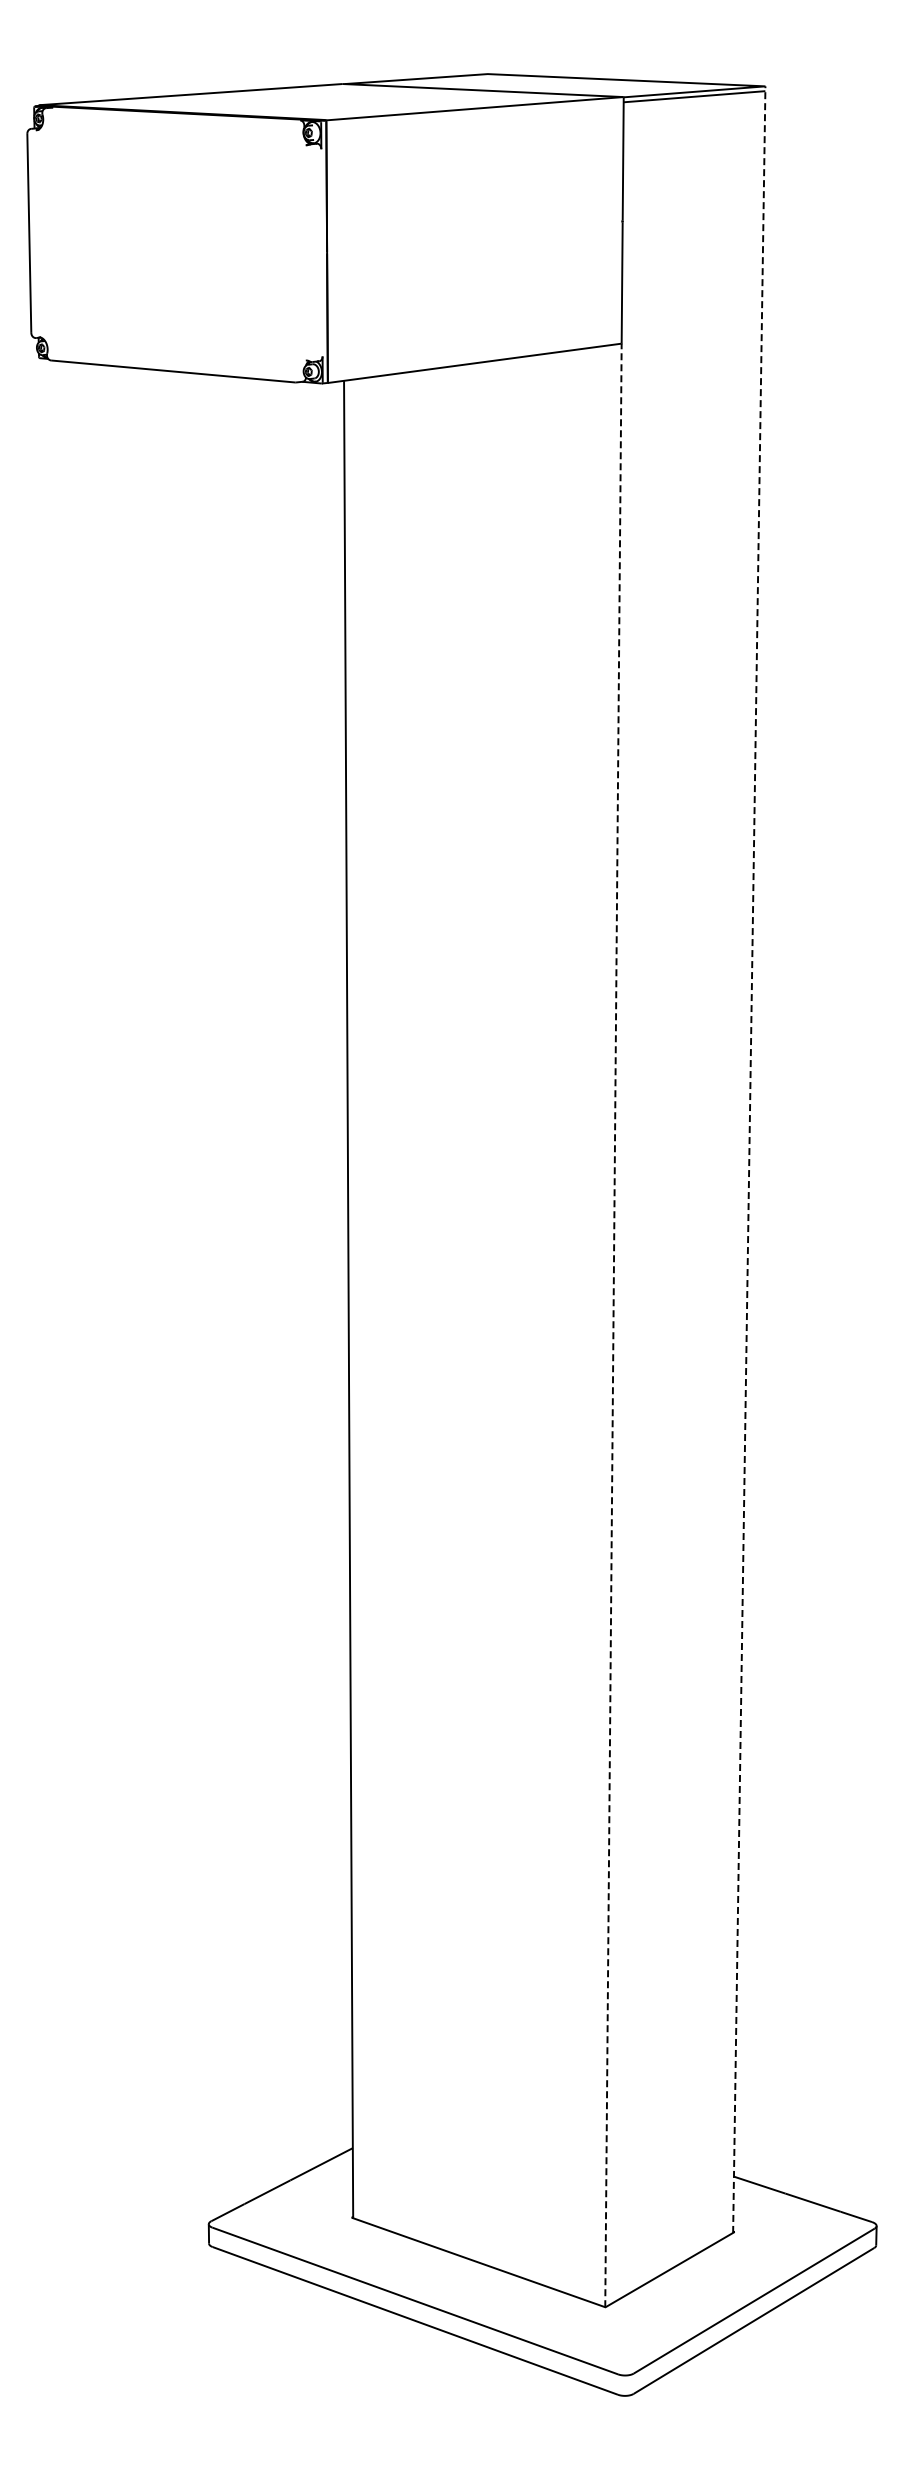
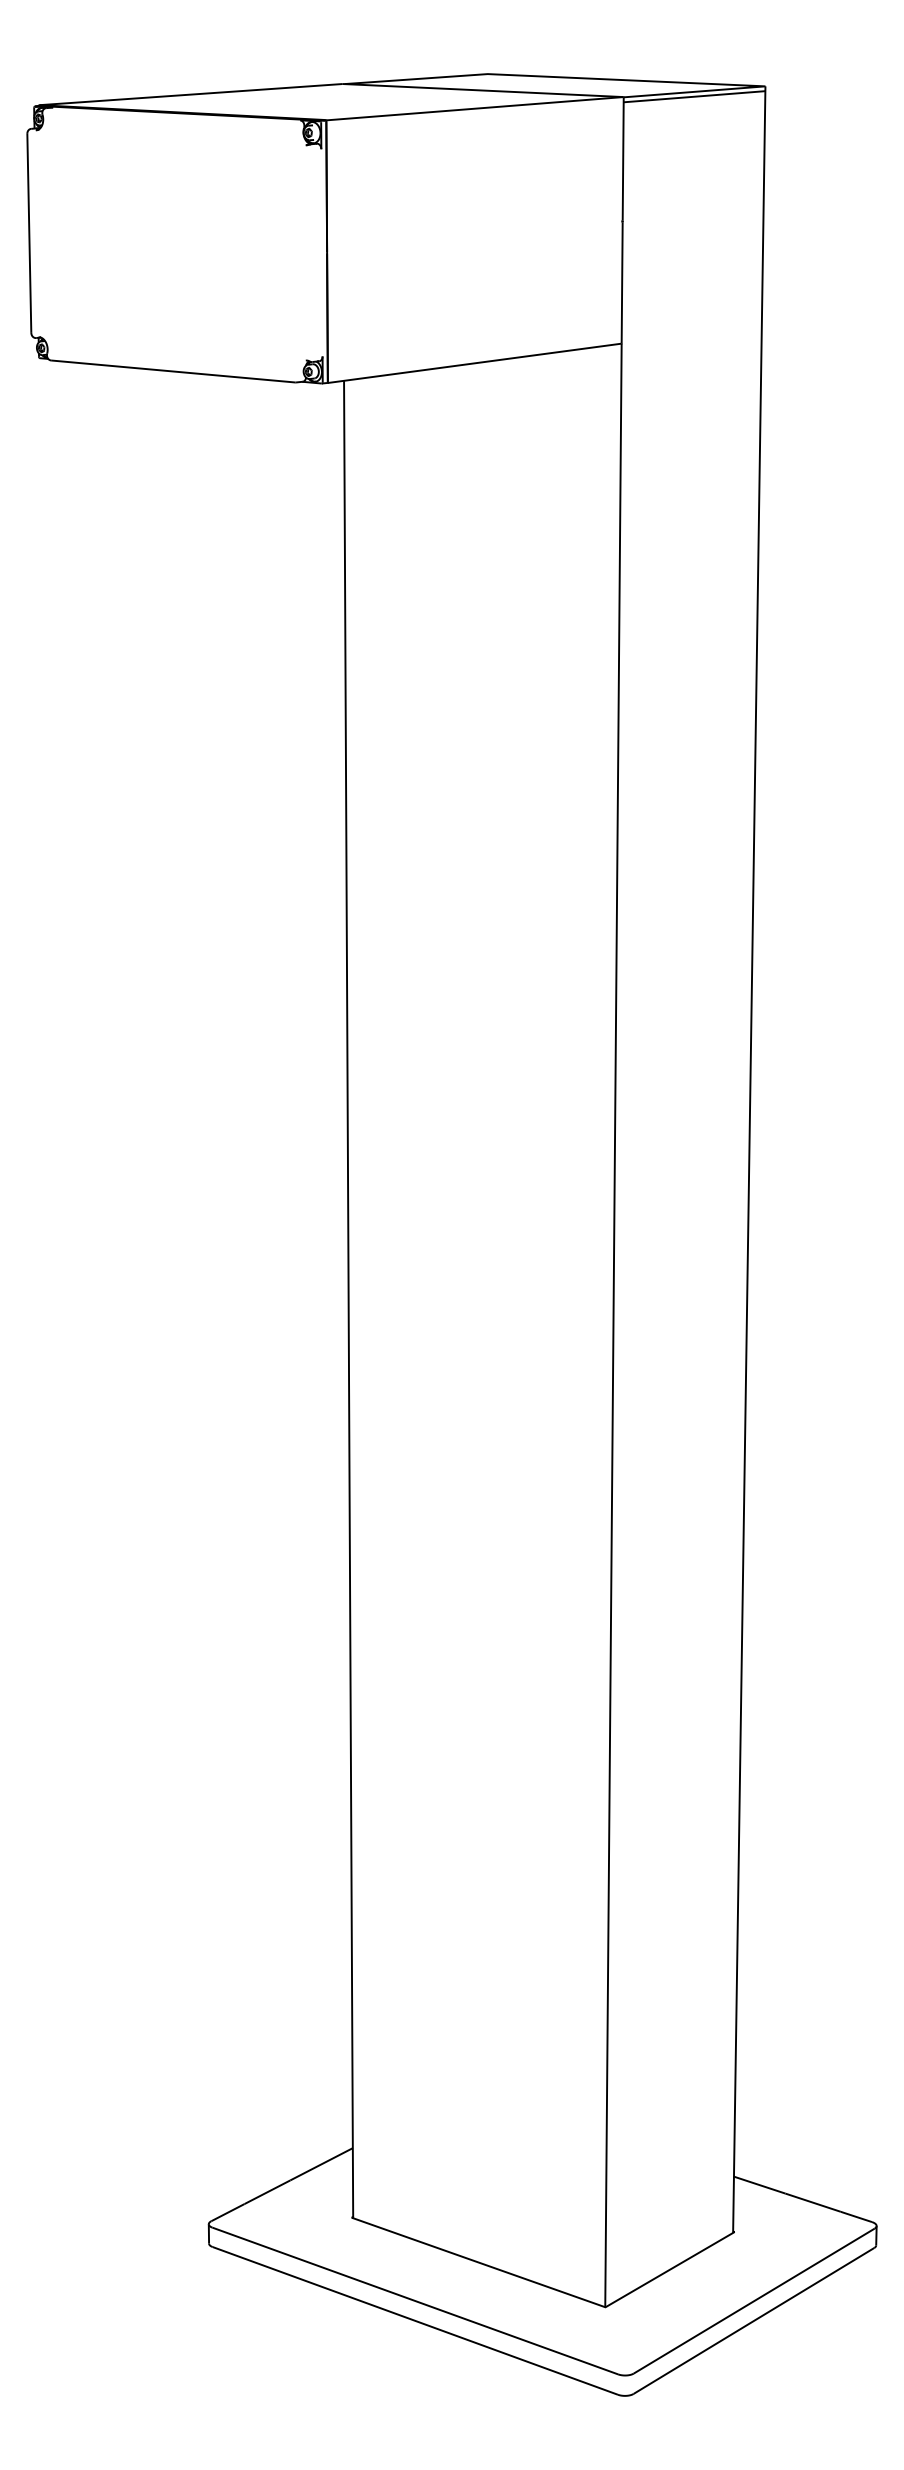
line: dashed -> solid (749, 1158)
line: dashed -> solid (613, 1325)
